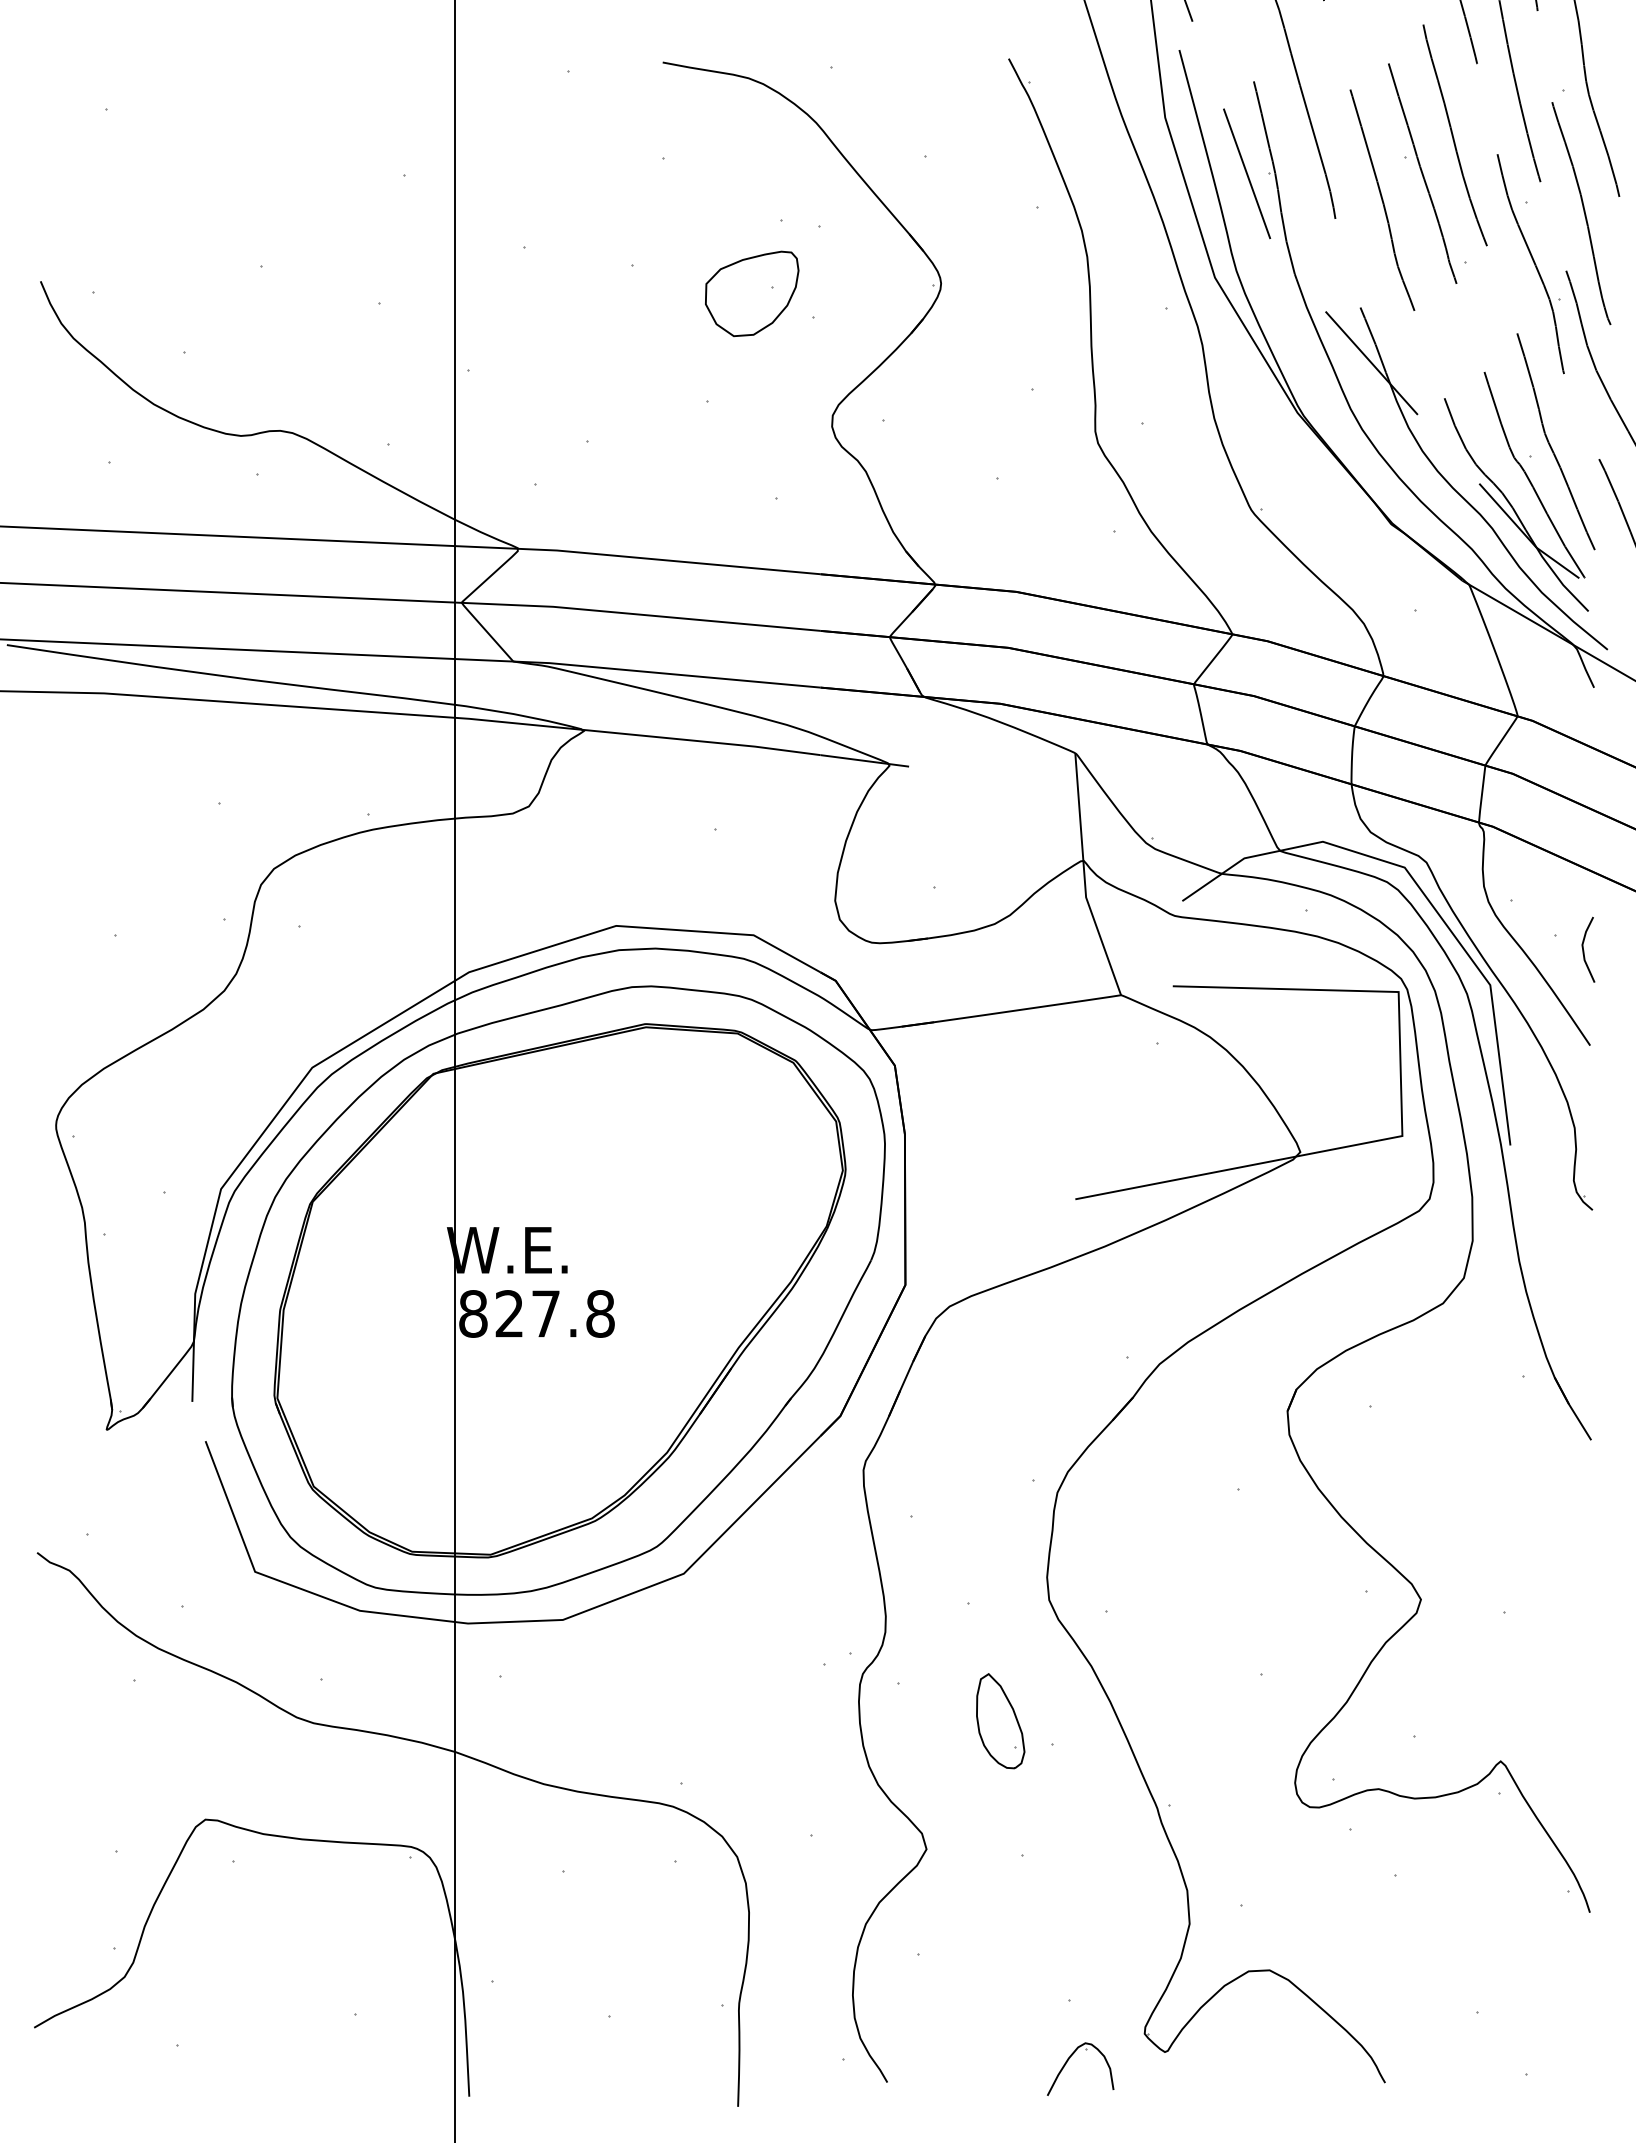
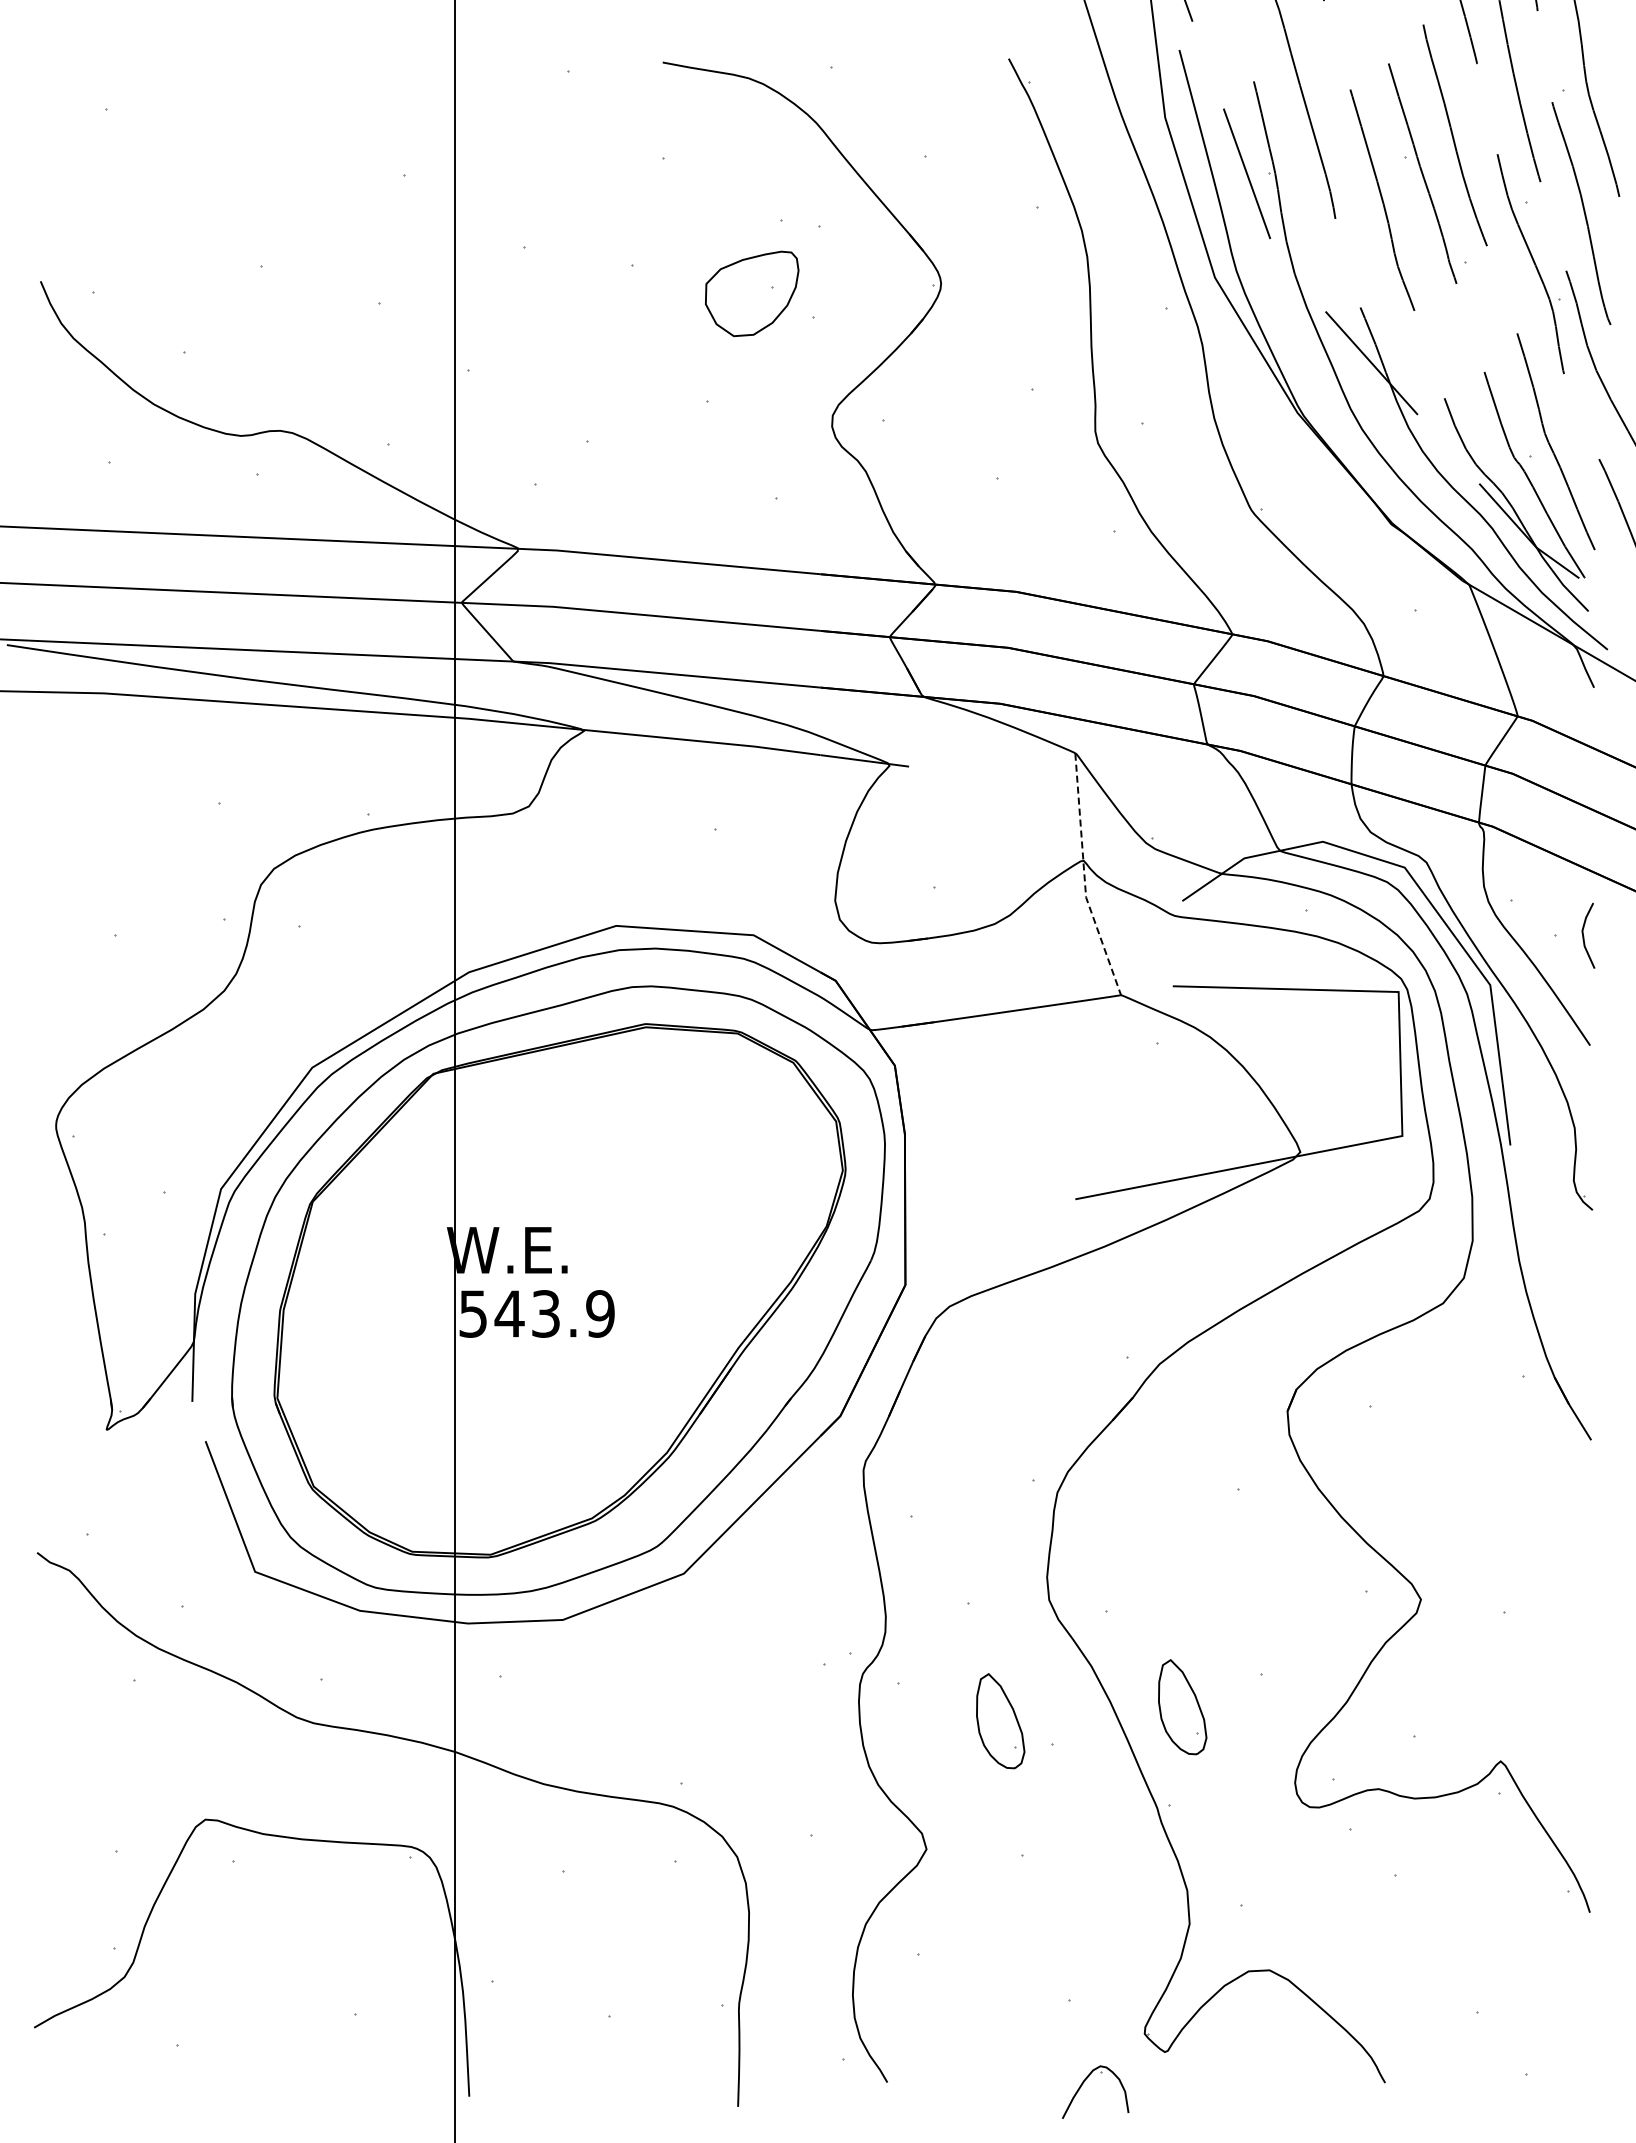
line: solid -> dashed (1084, 878)
line position: (1584, 950) -> (1584, 936) (1584, 936)
text: 827.8 -> 543.9 (536, 1313)
part: none -> present (1182, 1707)
part position: (1069, 2059) -> (1084, 2082) (1084, 2082)
